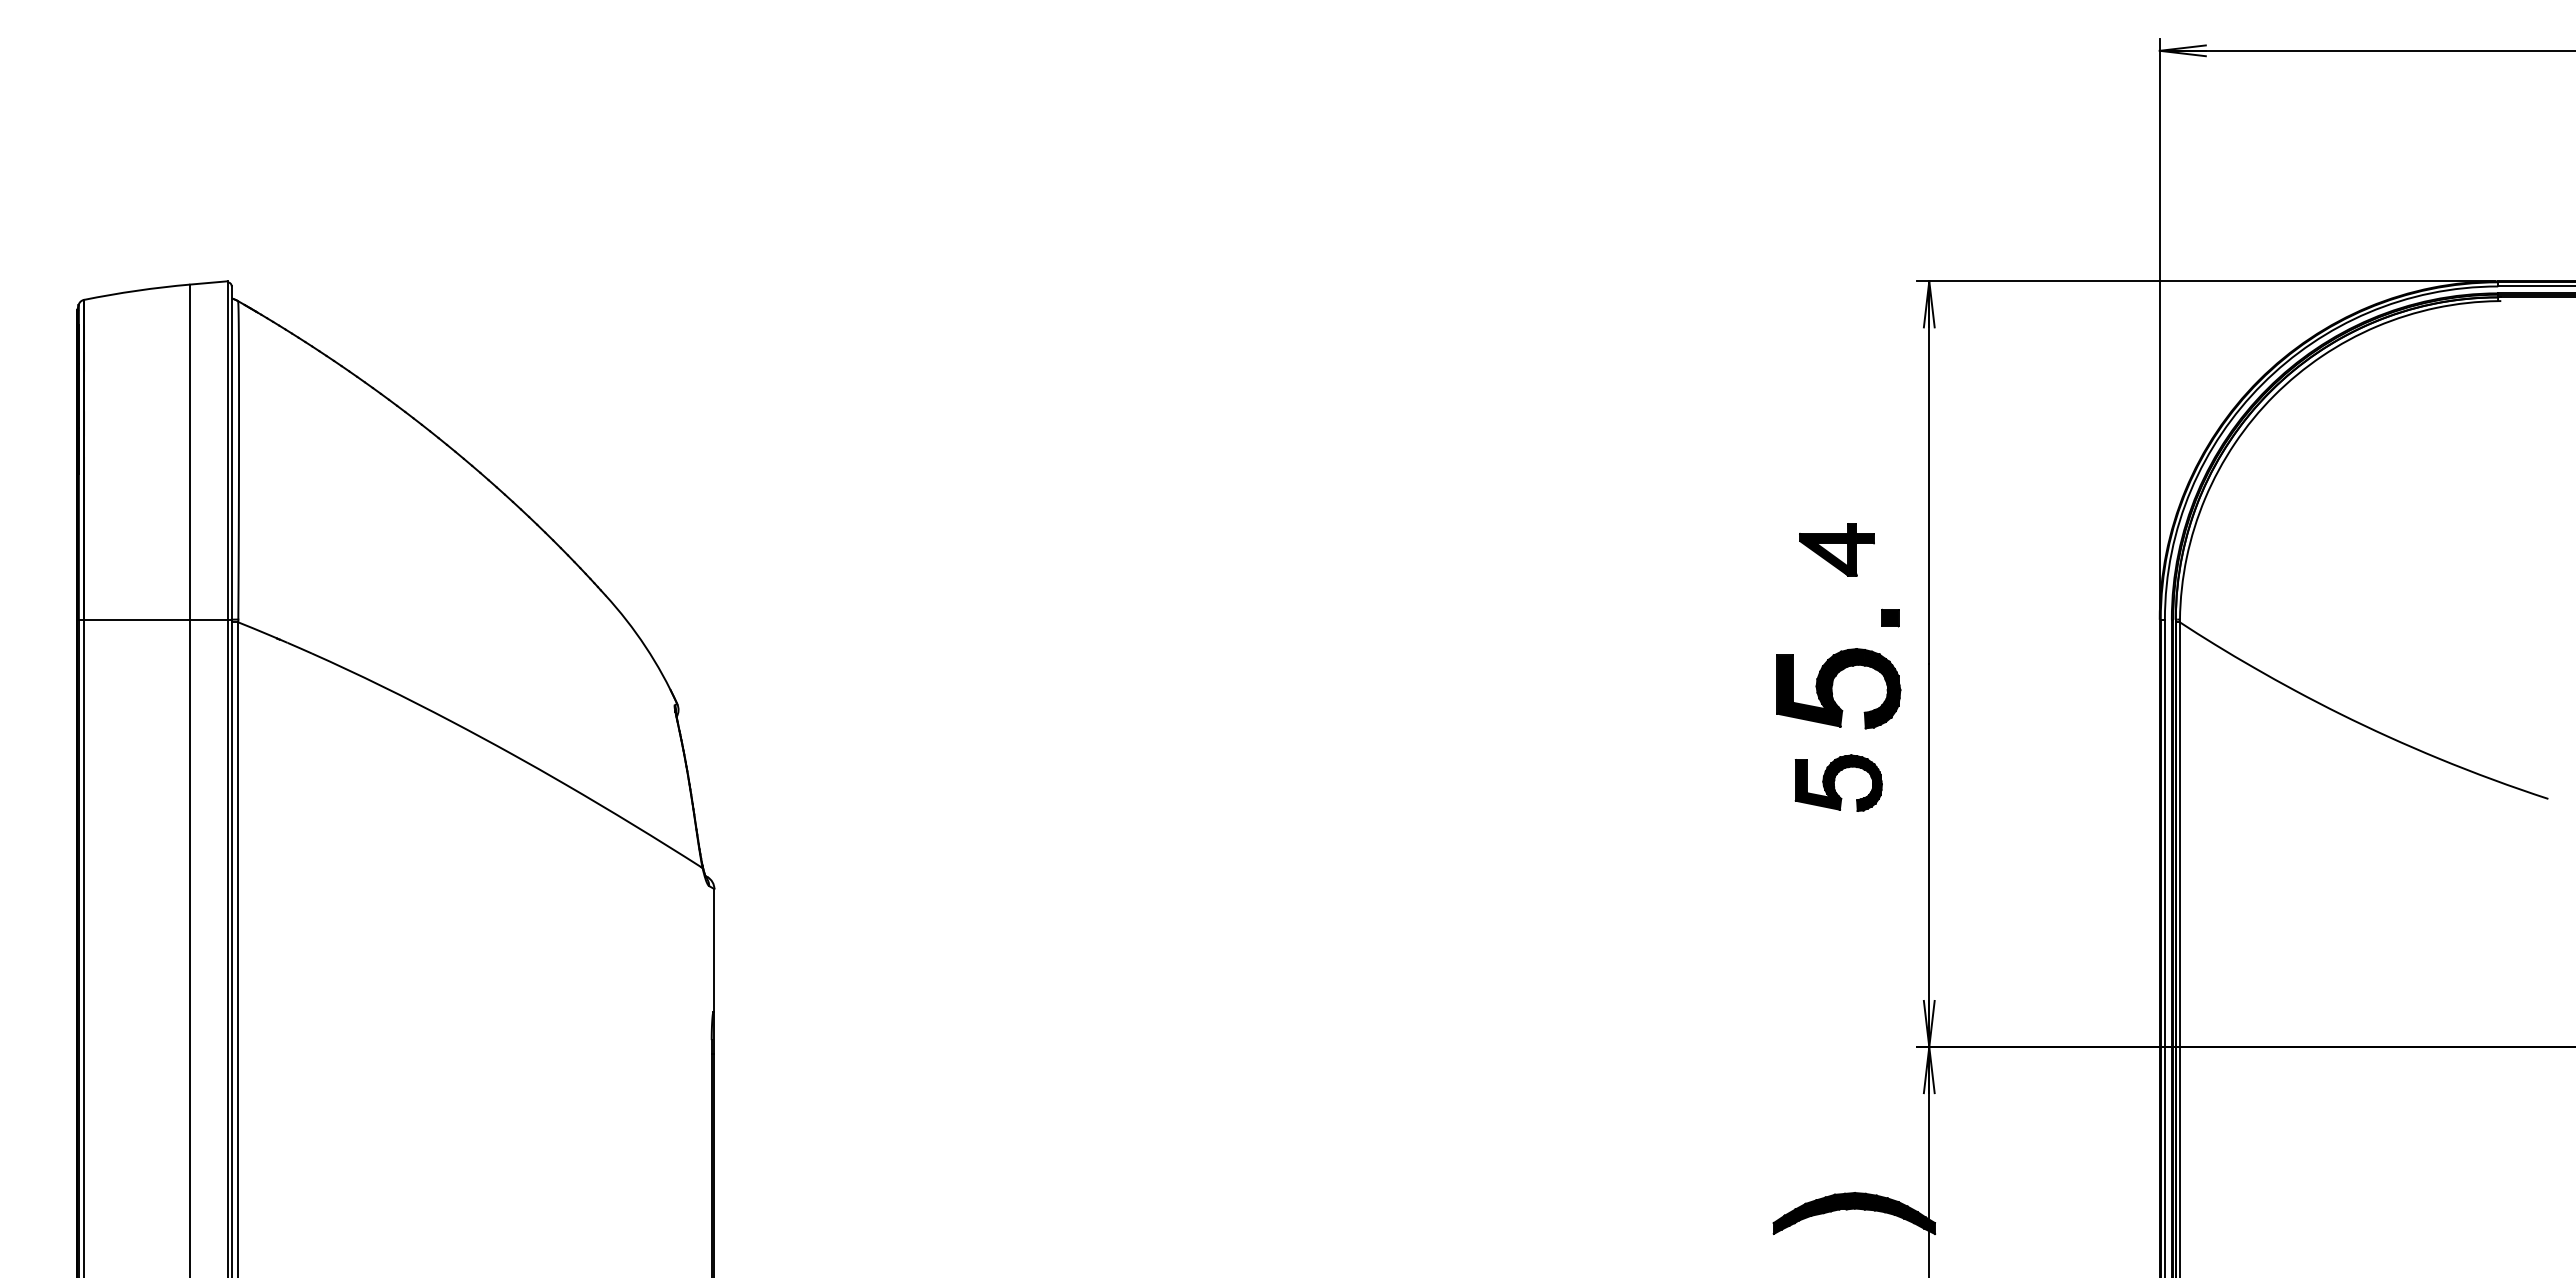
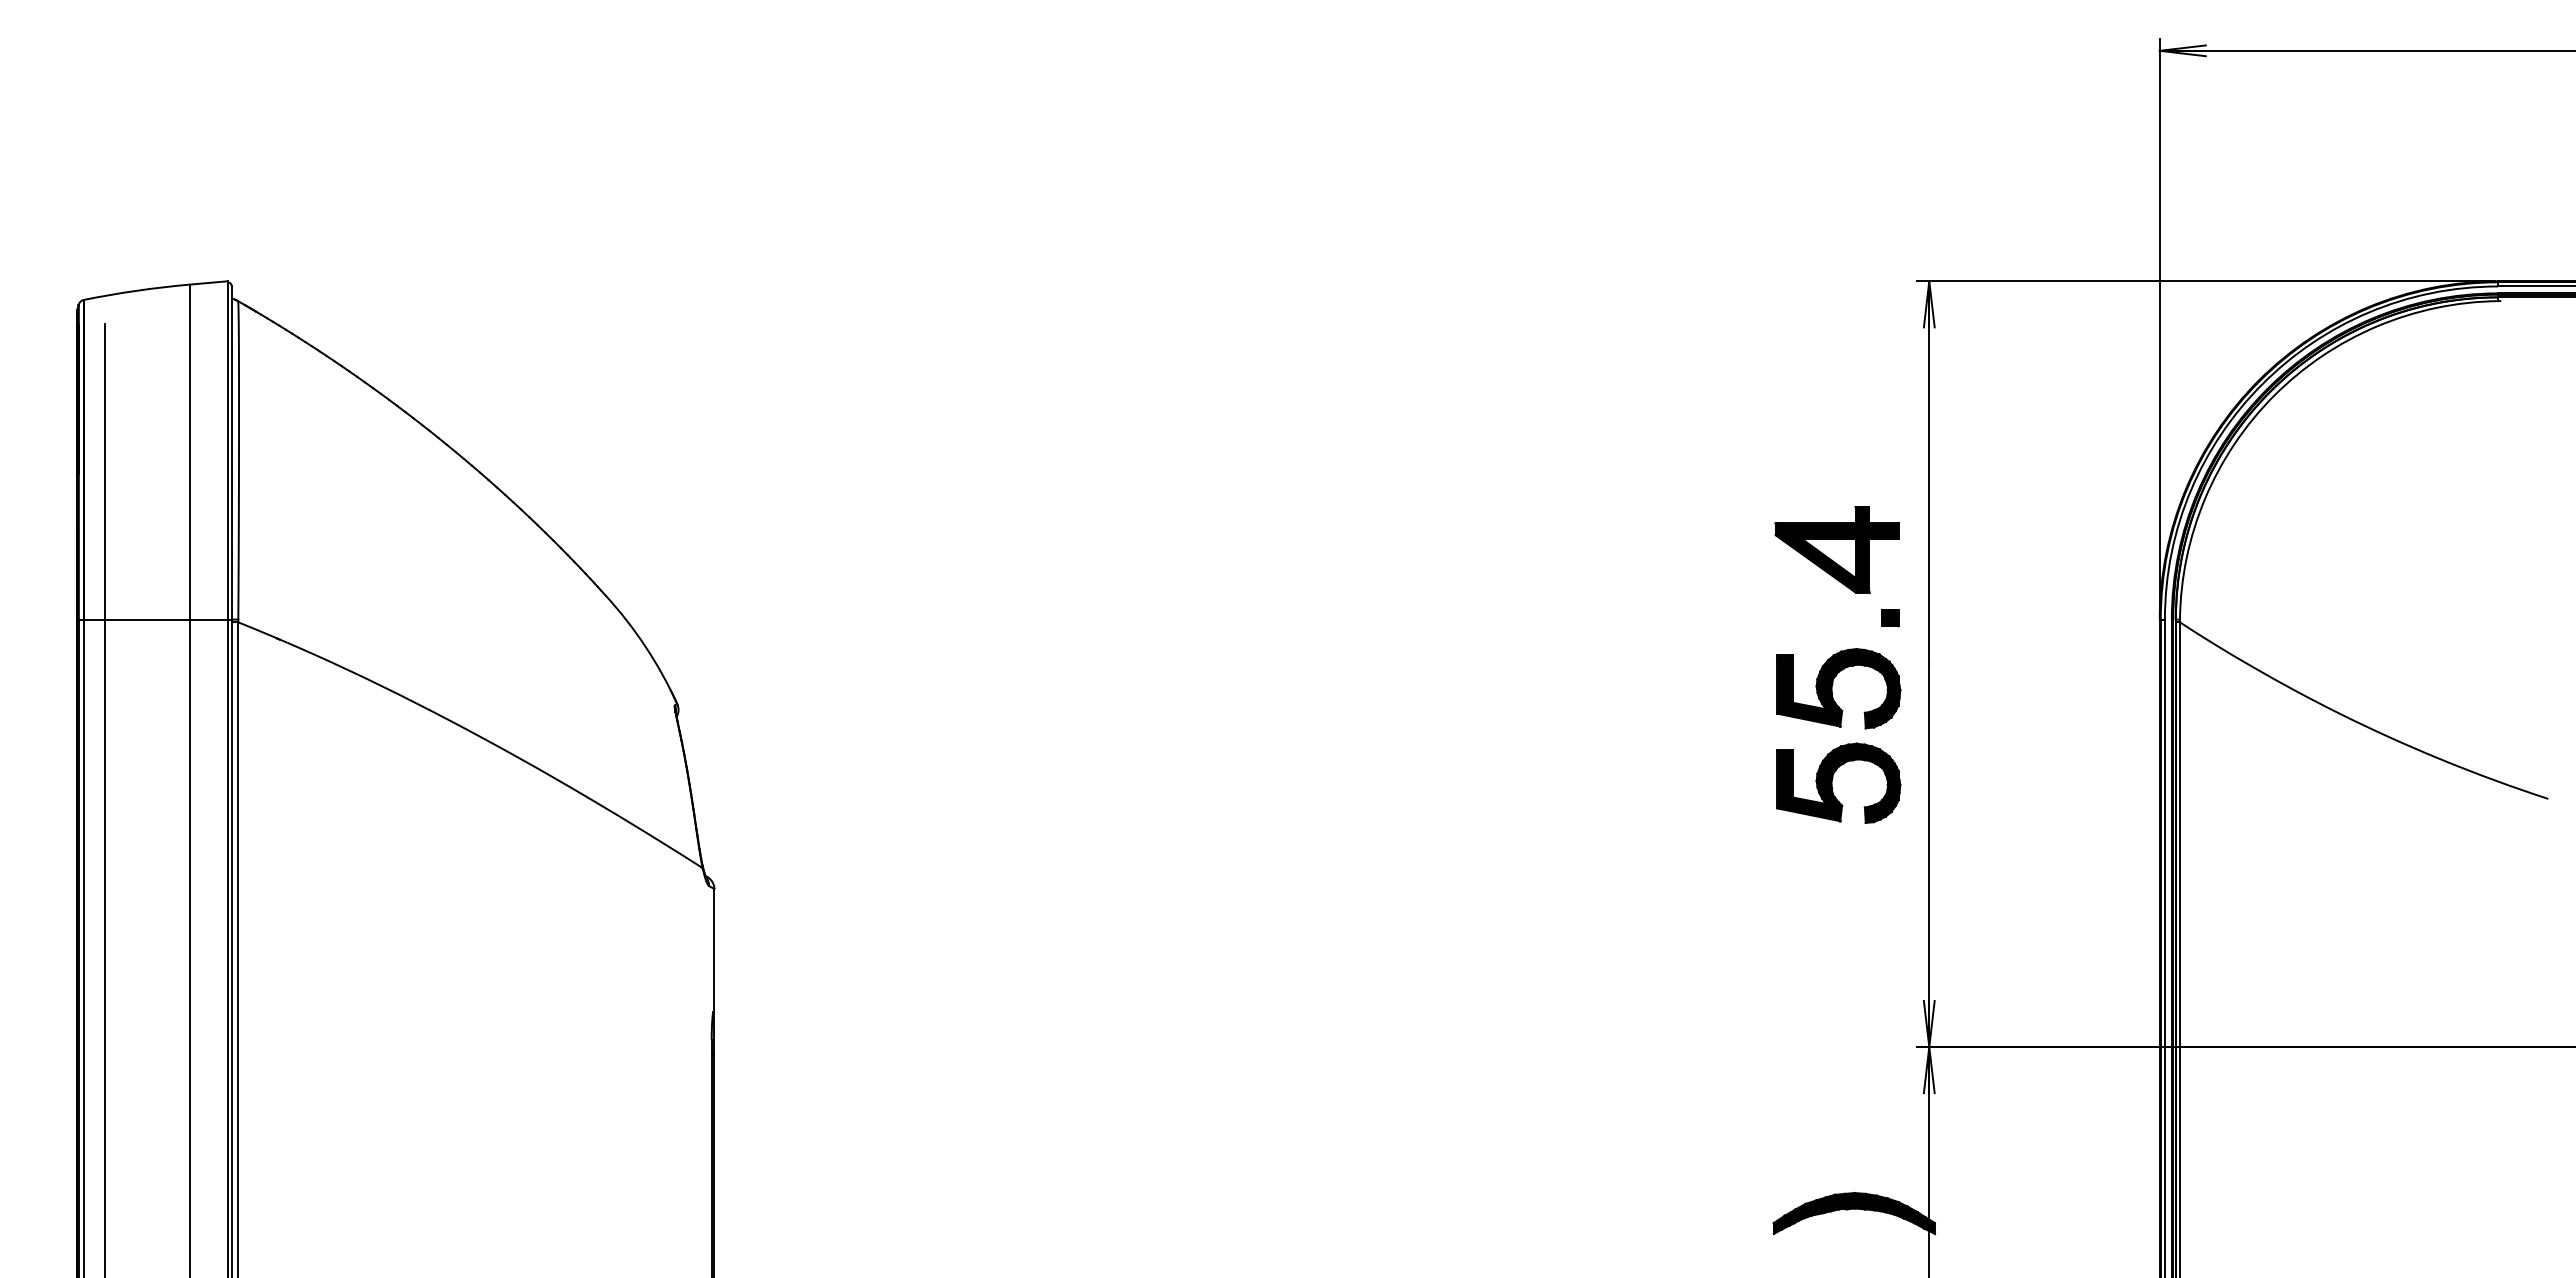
part size: 76x54 px -> 126x88 px (1836, 549)
part size: 89x58 px -> 126x82 px (1838, 782)
line: none -> present (104, 798)
